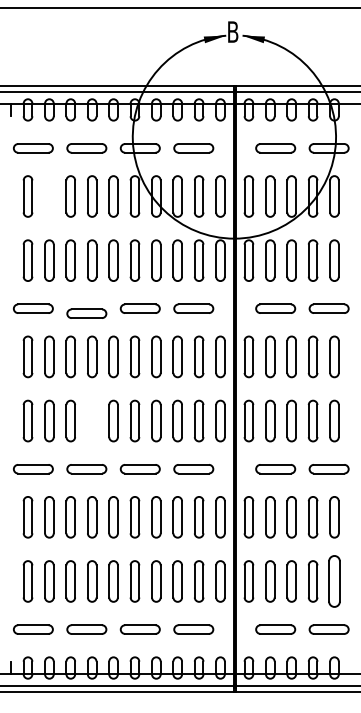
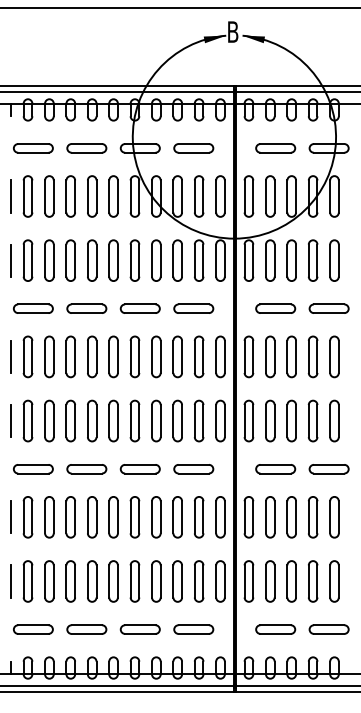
line: none -> present (10, 196)
part: none -> present (49, 196)
line: none -> present (10, 260)
part position: (86, 313) -> (86, 308) (86, 308)
line: none -> present (10, 356)
part: none -> present (92, 420)
line: none -> present (10, 421)
line: none -> present (10, 517)
line: none -> present (10, 581)
part size: 13x53 px -> 11x43 px (334, 581)
